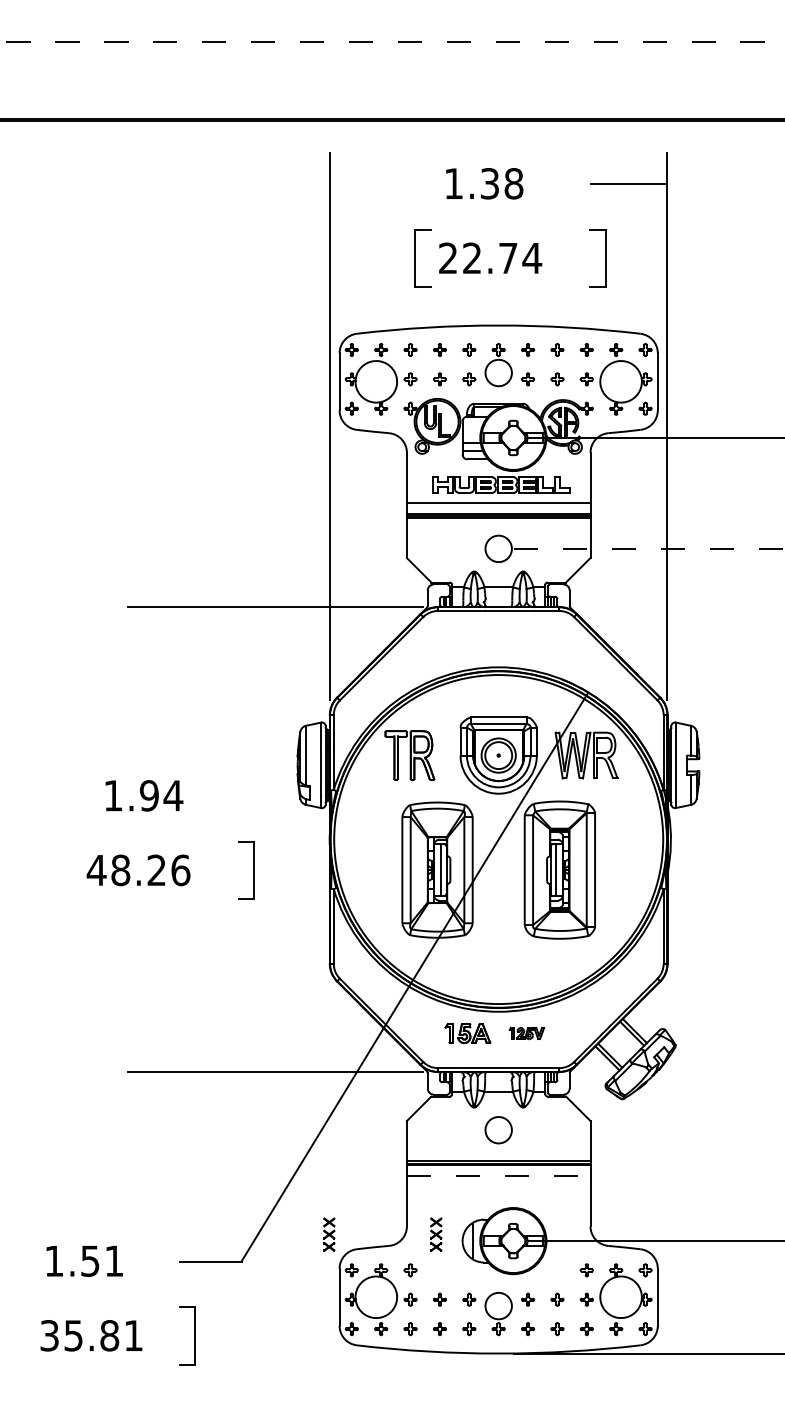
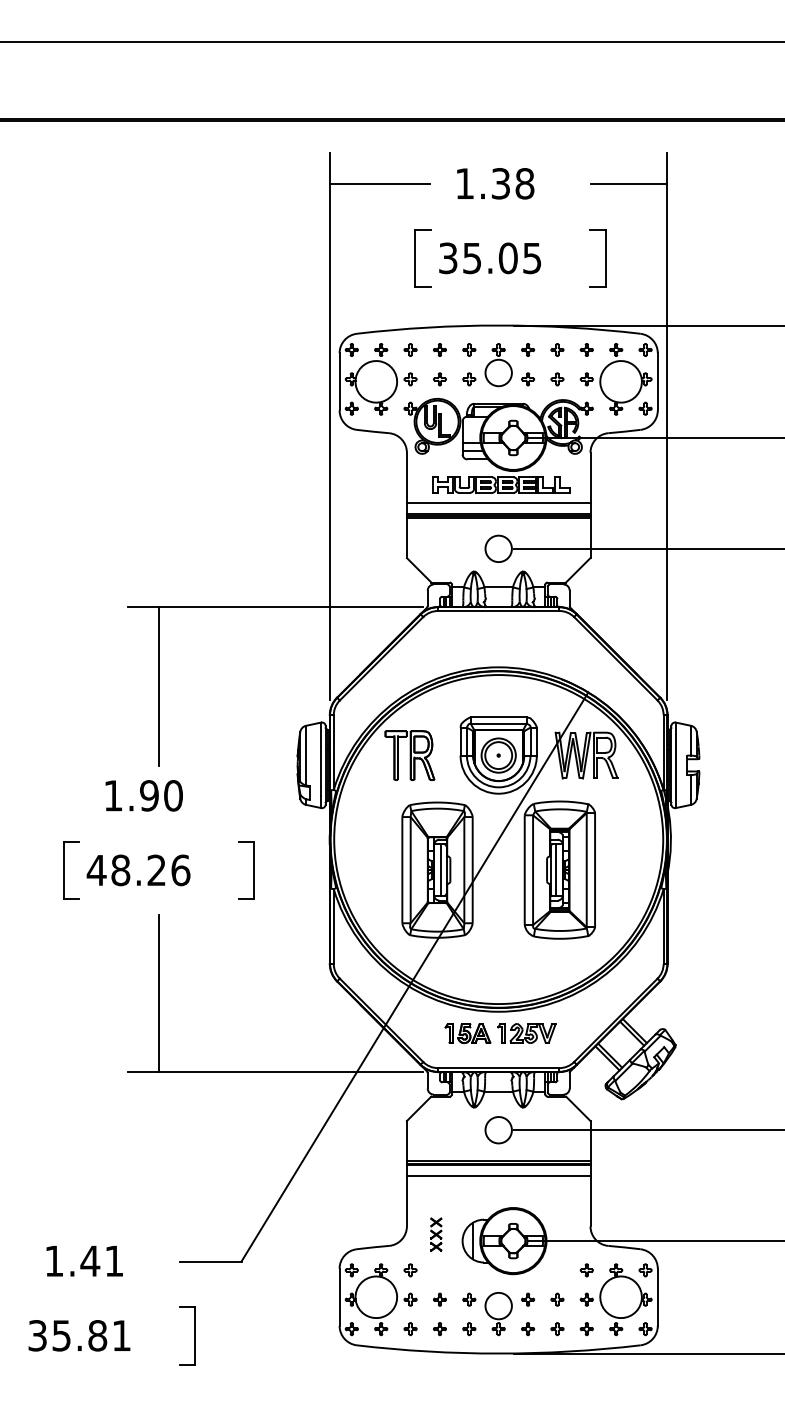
line: dashed -> solid (392, 42)
text position: (484, 183) -> (495, 183) (495, 183)
line: none -> present (380, 184)
text: 22.74 -> 35.05 (490, 258)
line: none -> present (647, 325)
line: dashed -> solid (649, 548)
line: none -> present (159, 686)
text: 1.94 -> 1.90 (173, 795)
part: none -> present (64, 870)
line: none -> present (159, 993)
part size: 38x14 px -> 60x21 px (526, 1033)
line: none -> present (647, 1130)
line: dashed -> solid (498, 1175)
part: present -> none (329, 1234)
text: 1.51 -> 1.41 (90, 1260)
text position: (91, 1335) -> (79, 1335) (79, 1335)
